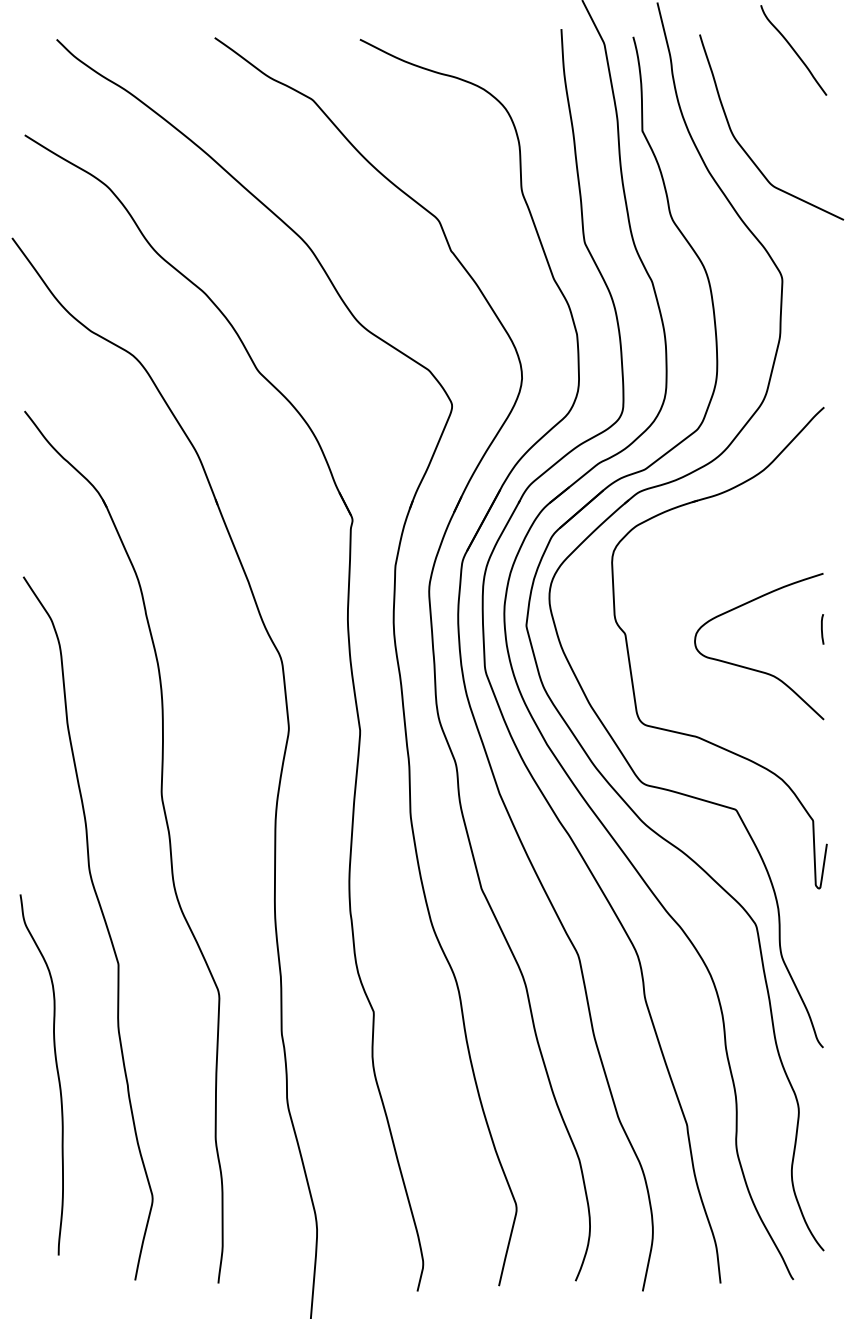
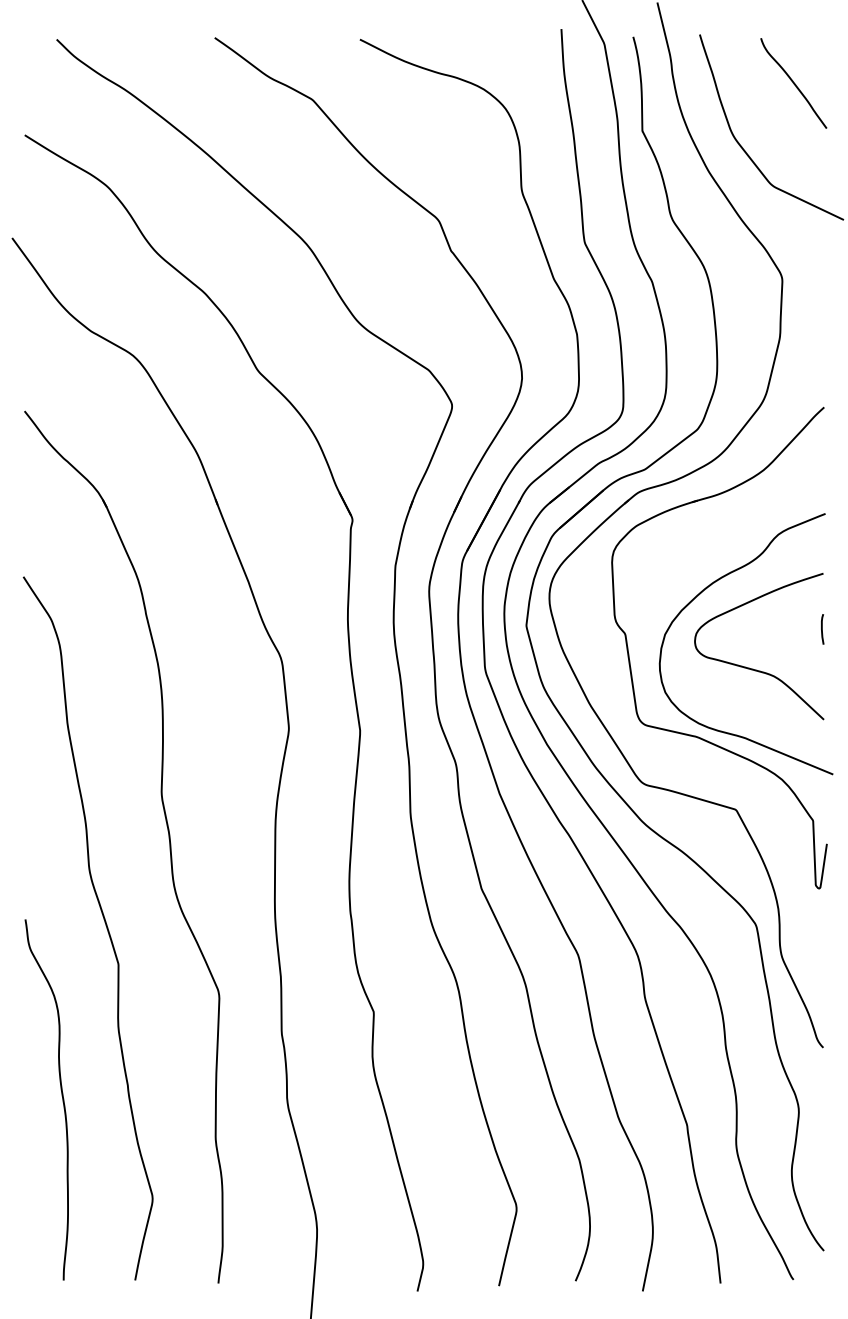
curve position: (793, 50) -> (793, 83) (793, 83)
curve: none -> present (699, 595)
curve position: (56, 1071) -> (61, 1096) (61, 1096)
